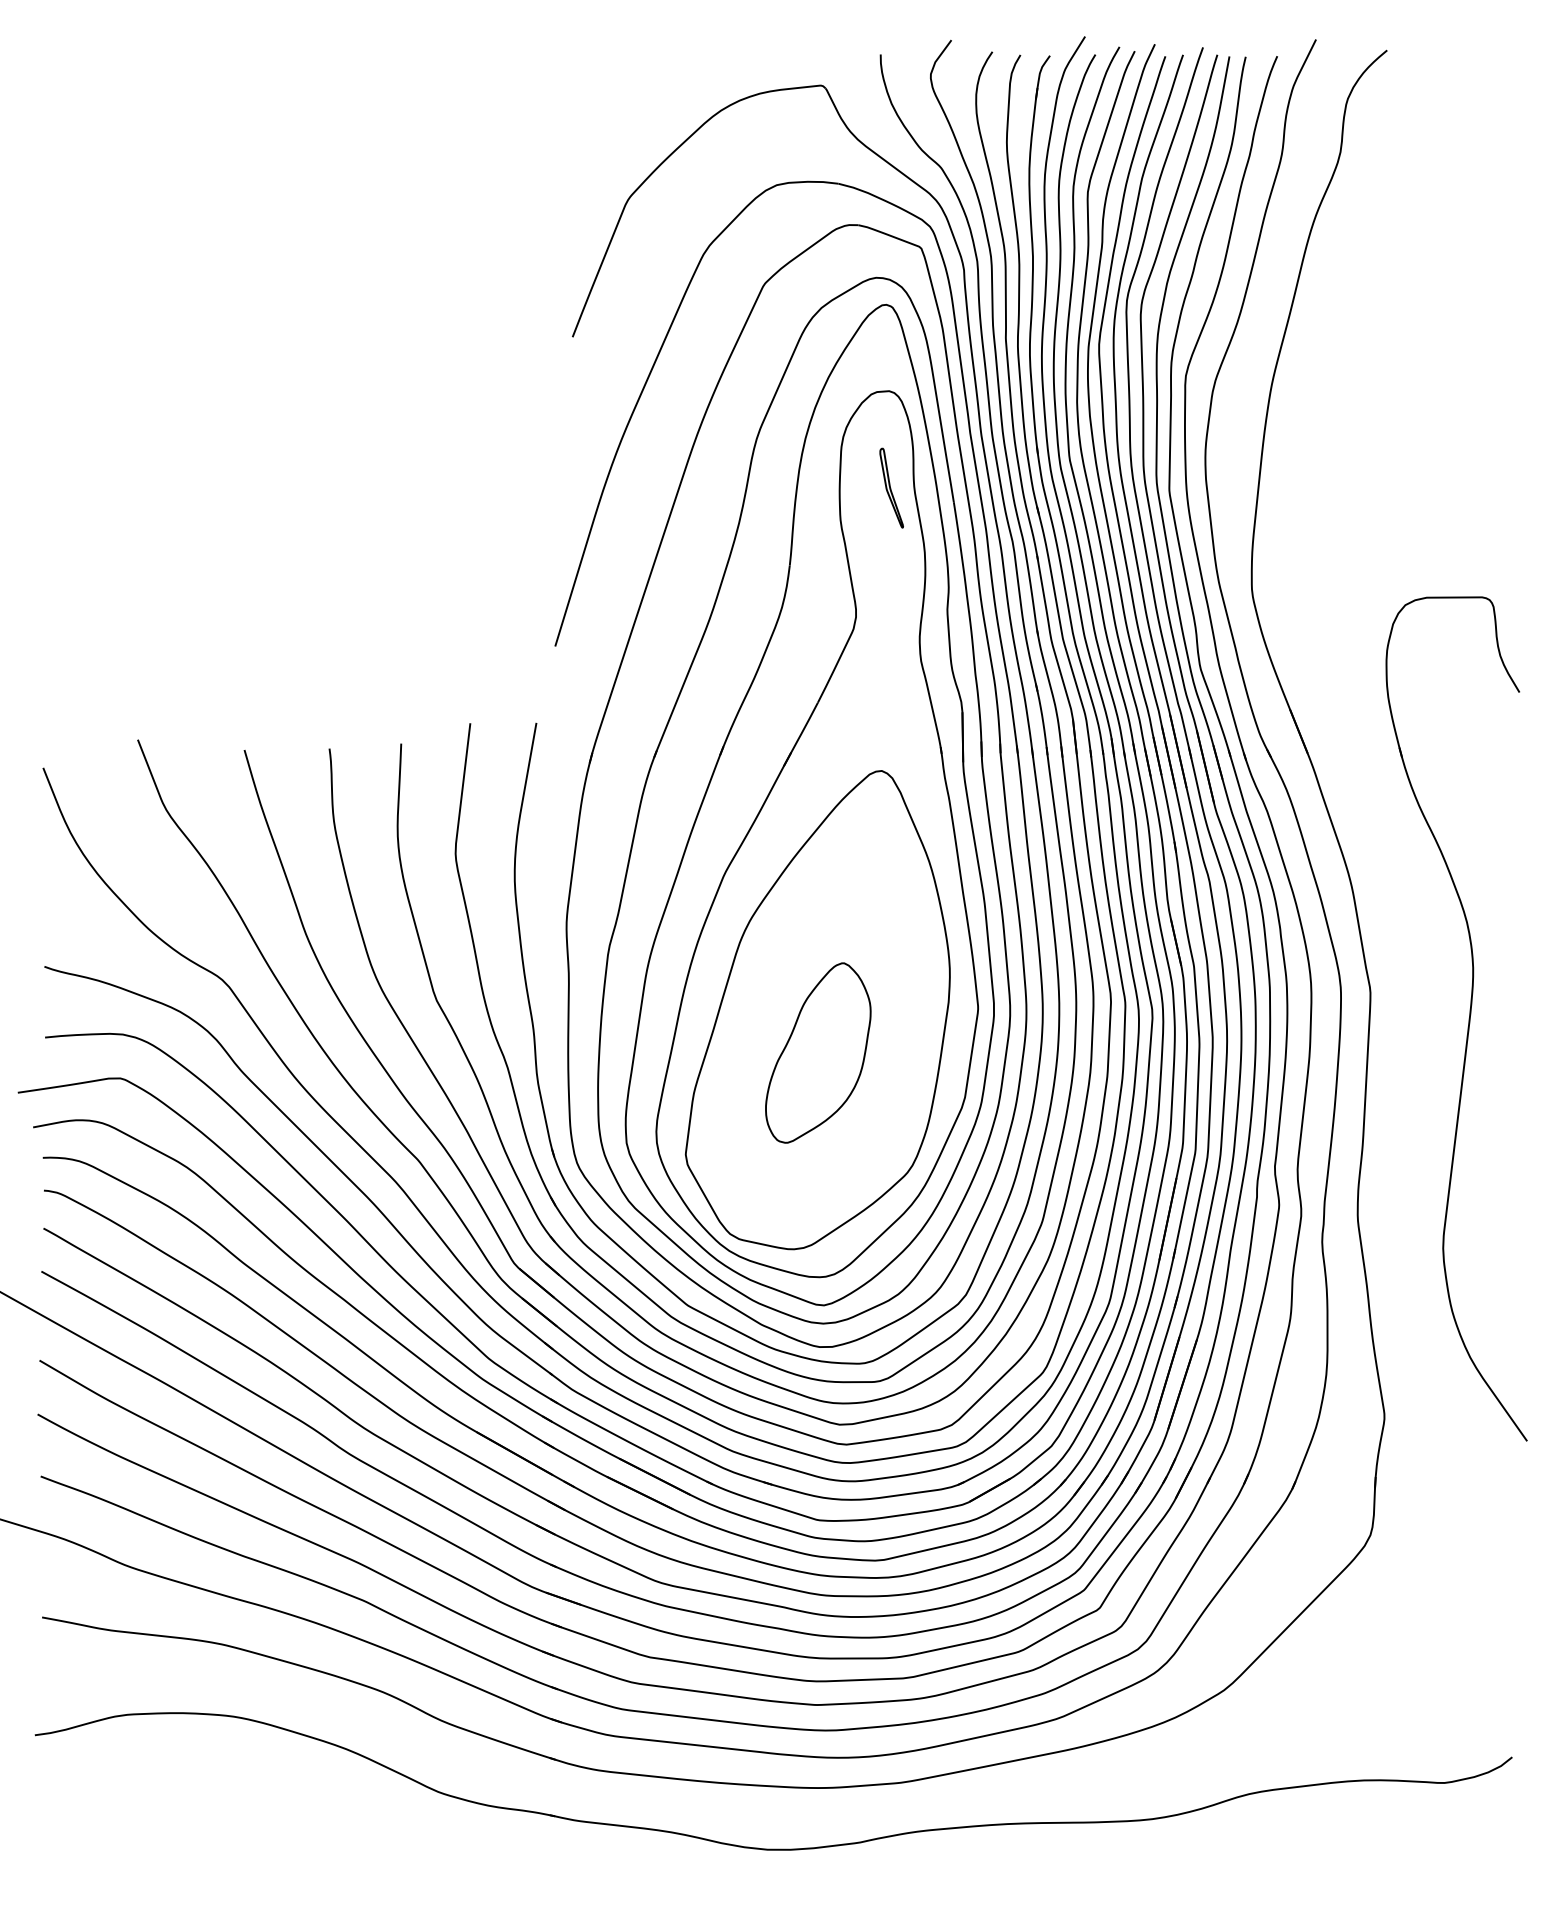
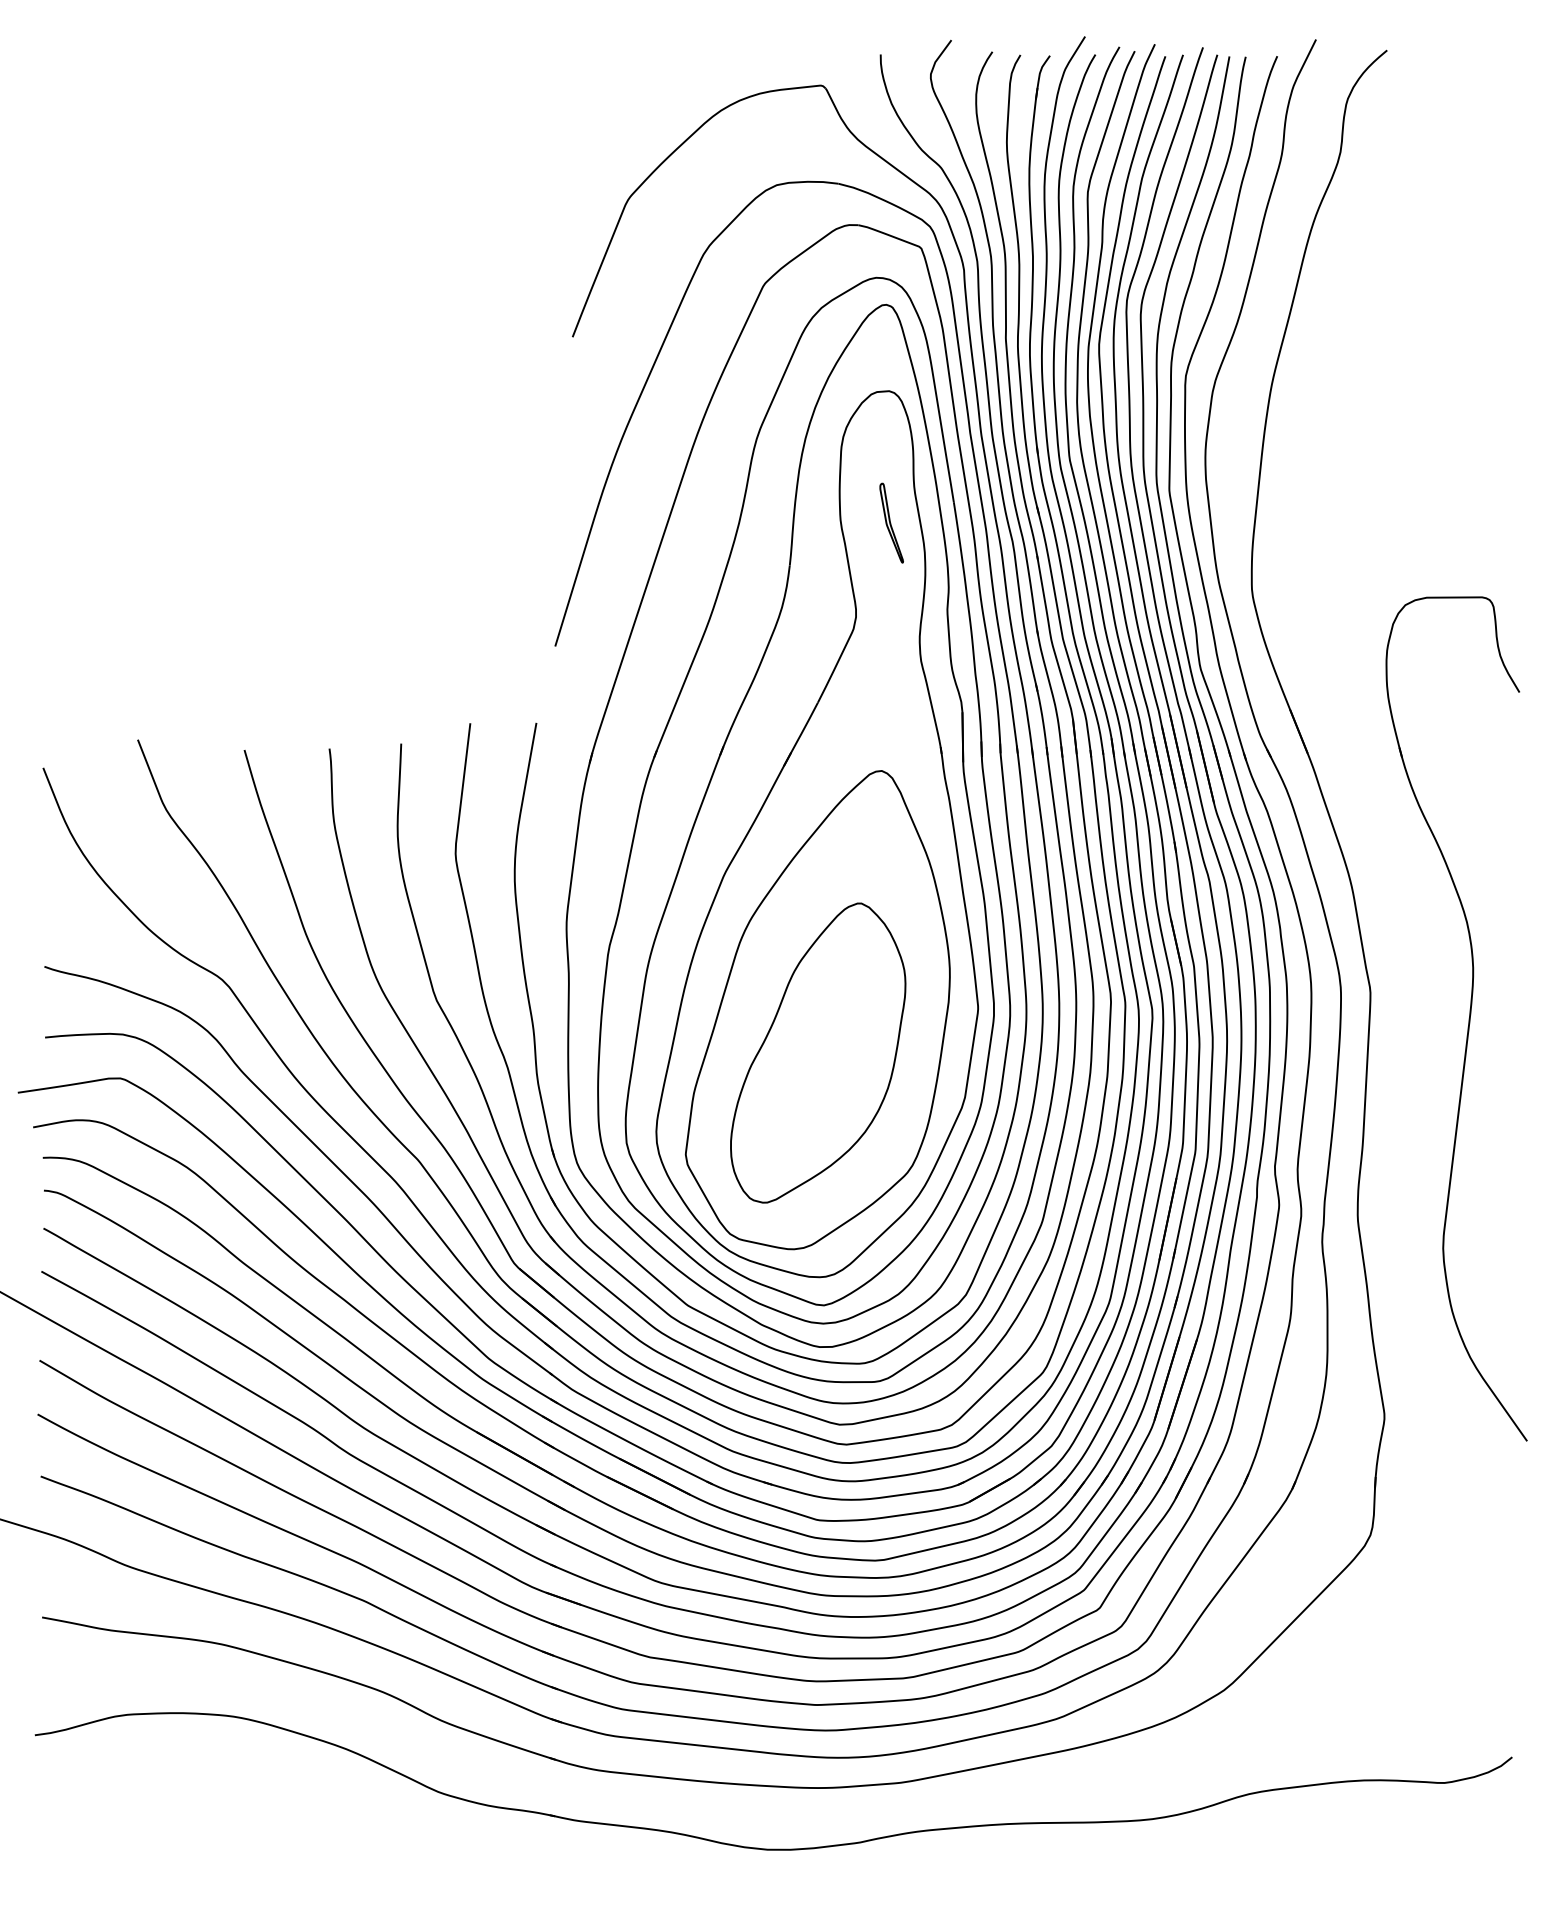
part position: (891, 487) -> (891, 522) (891, 522)
part size: 107x182 px -> 177x302 px (818, 1052)
